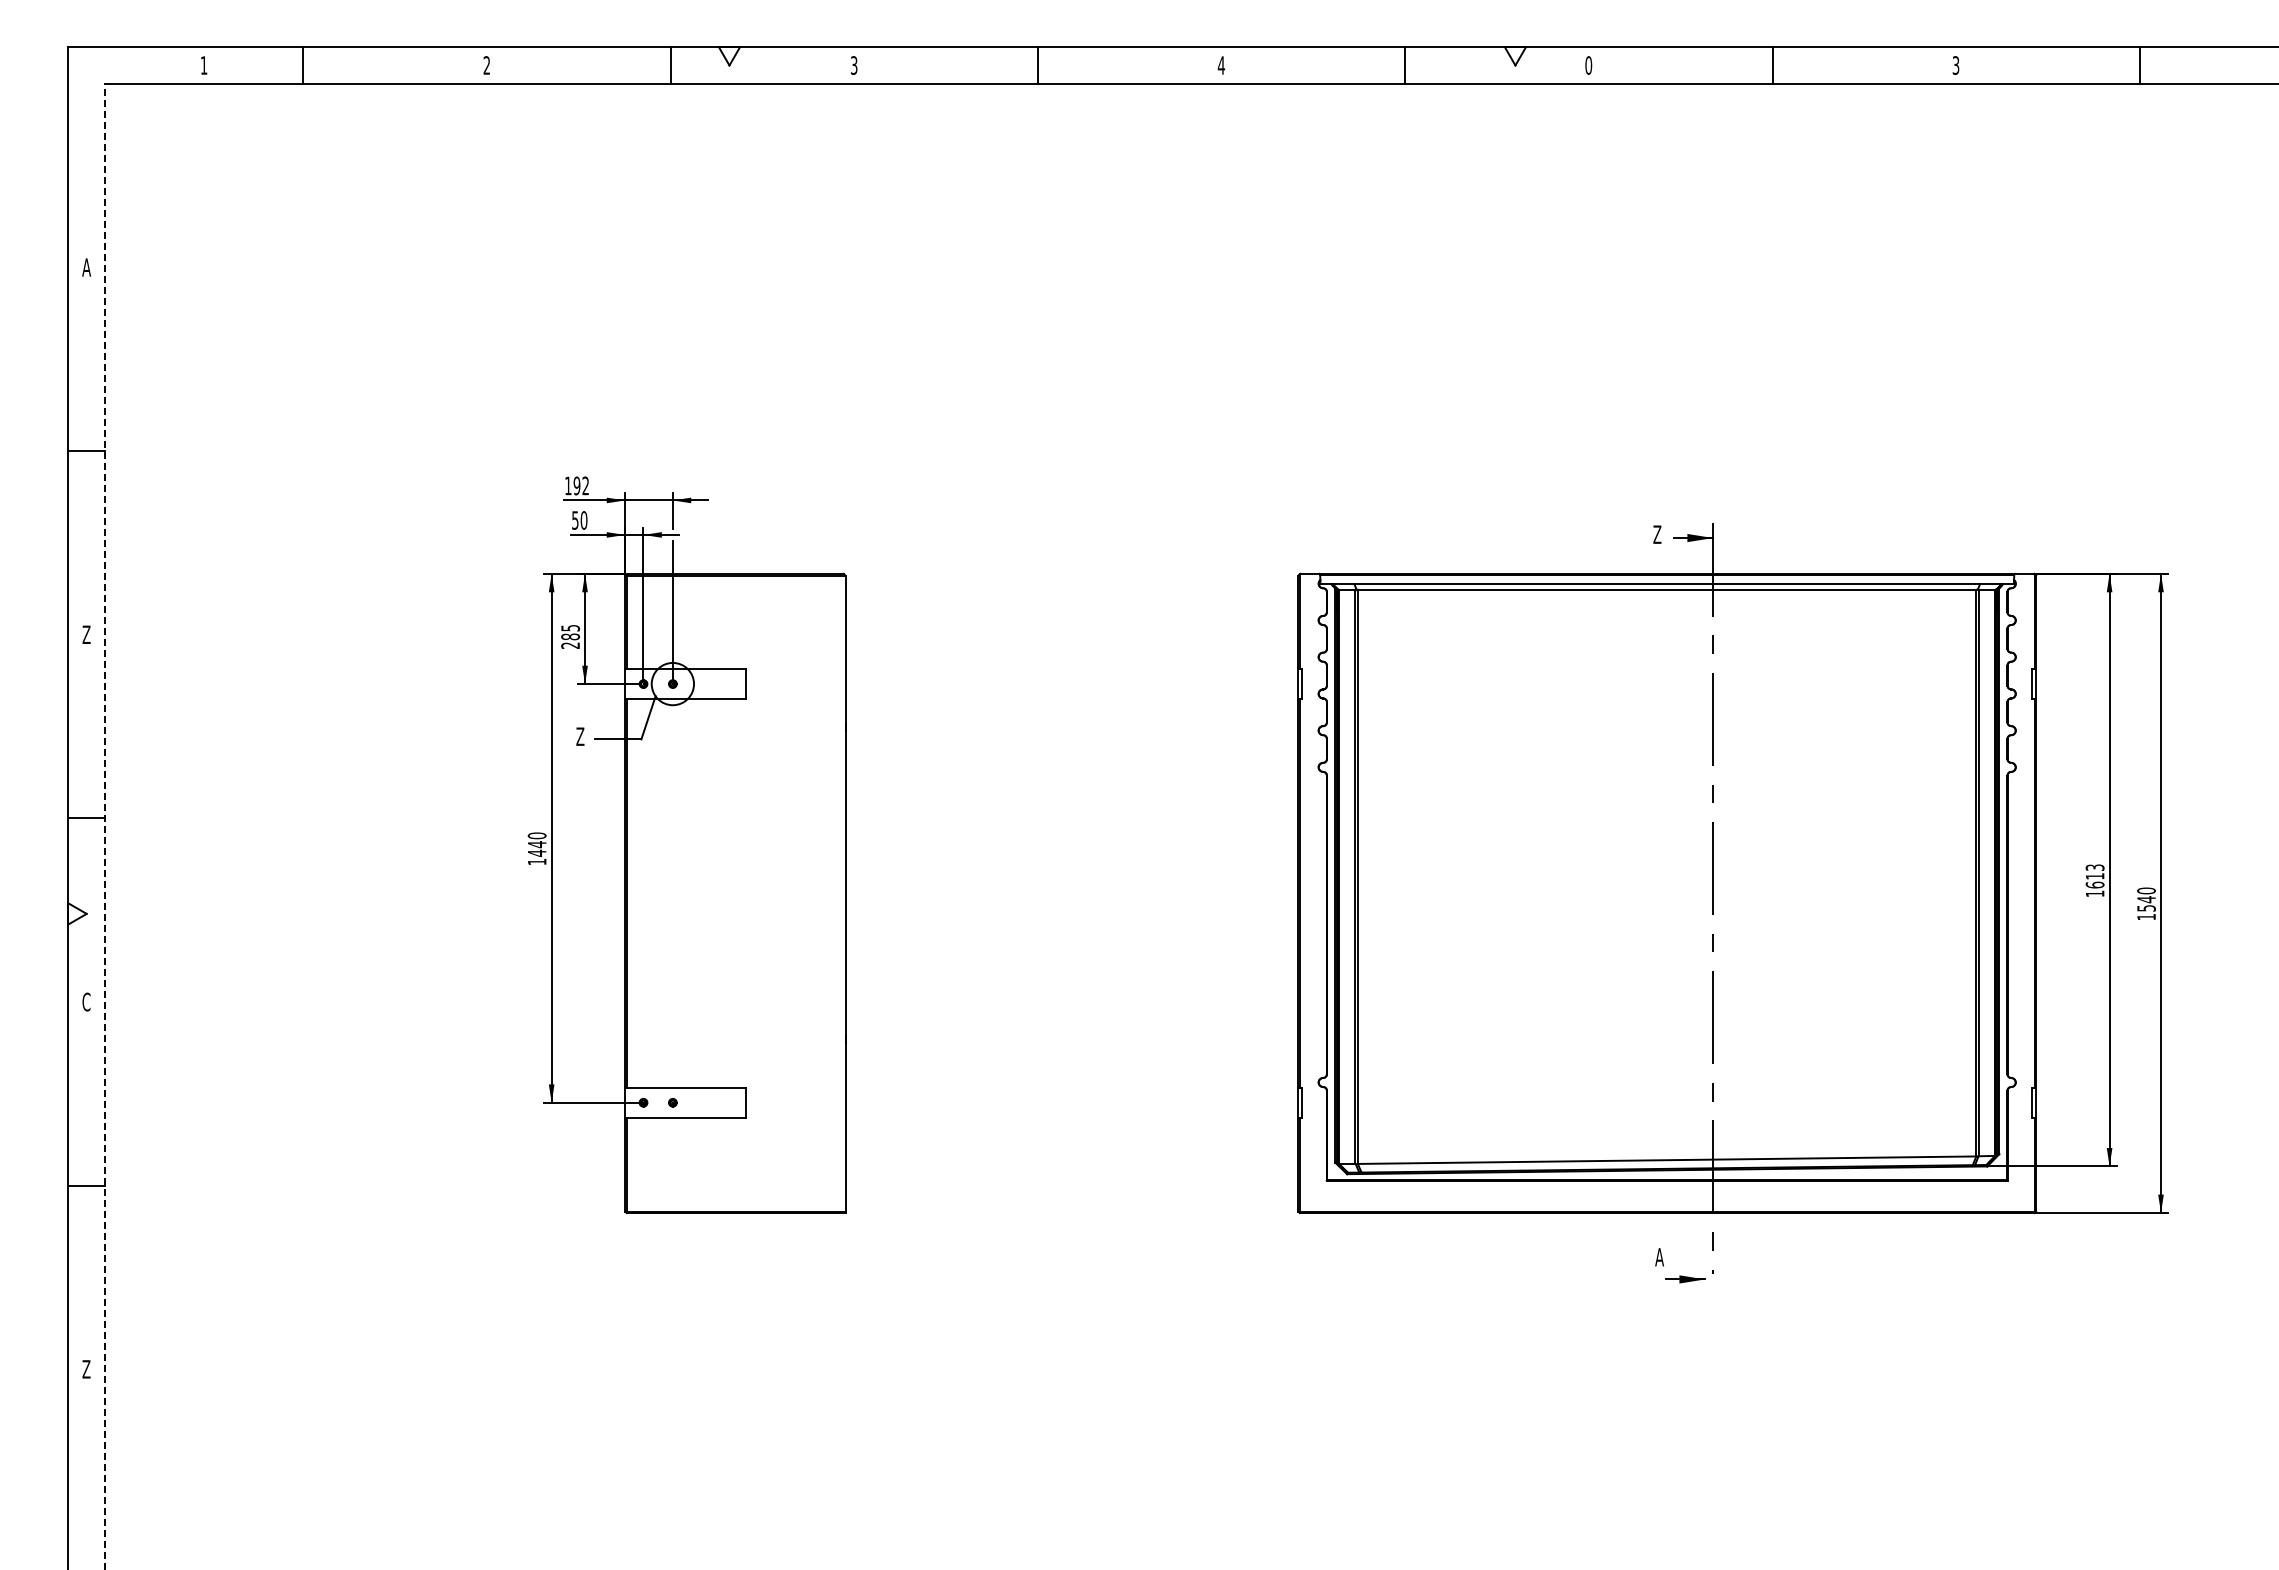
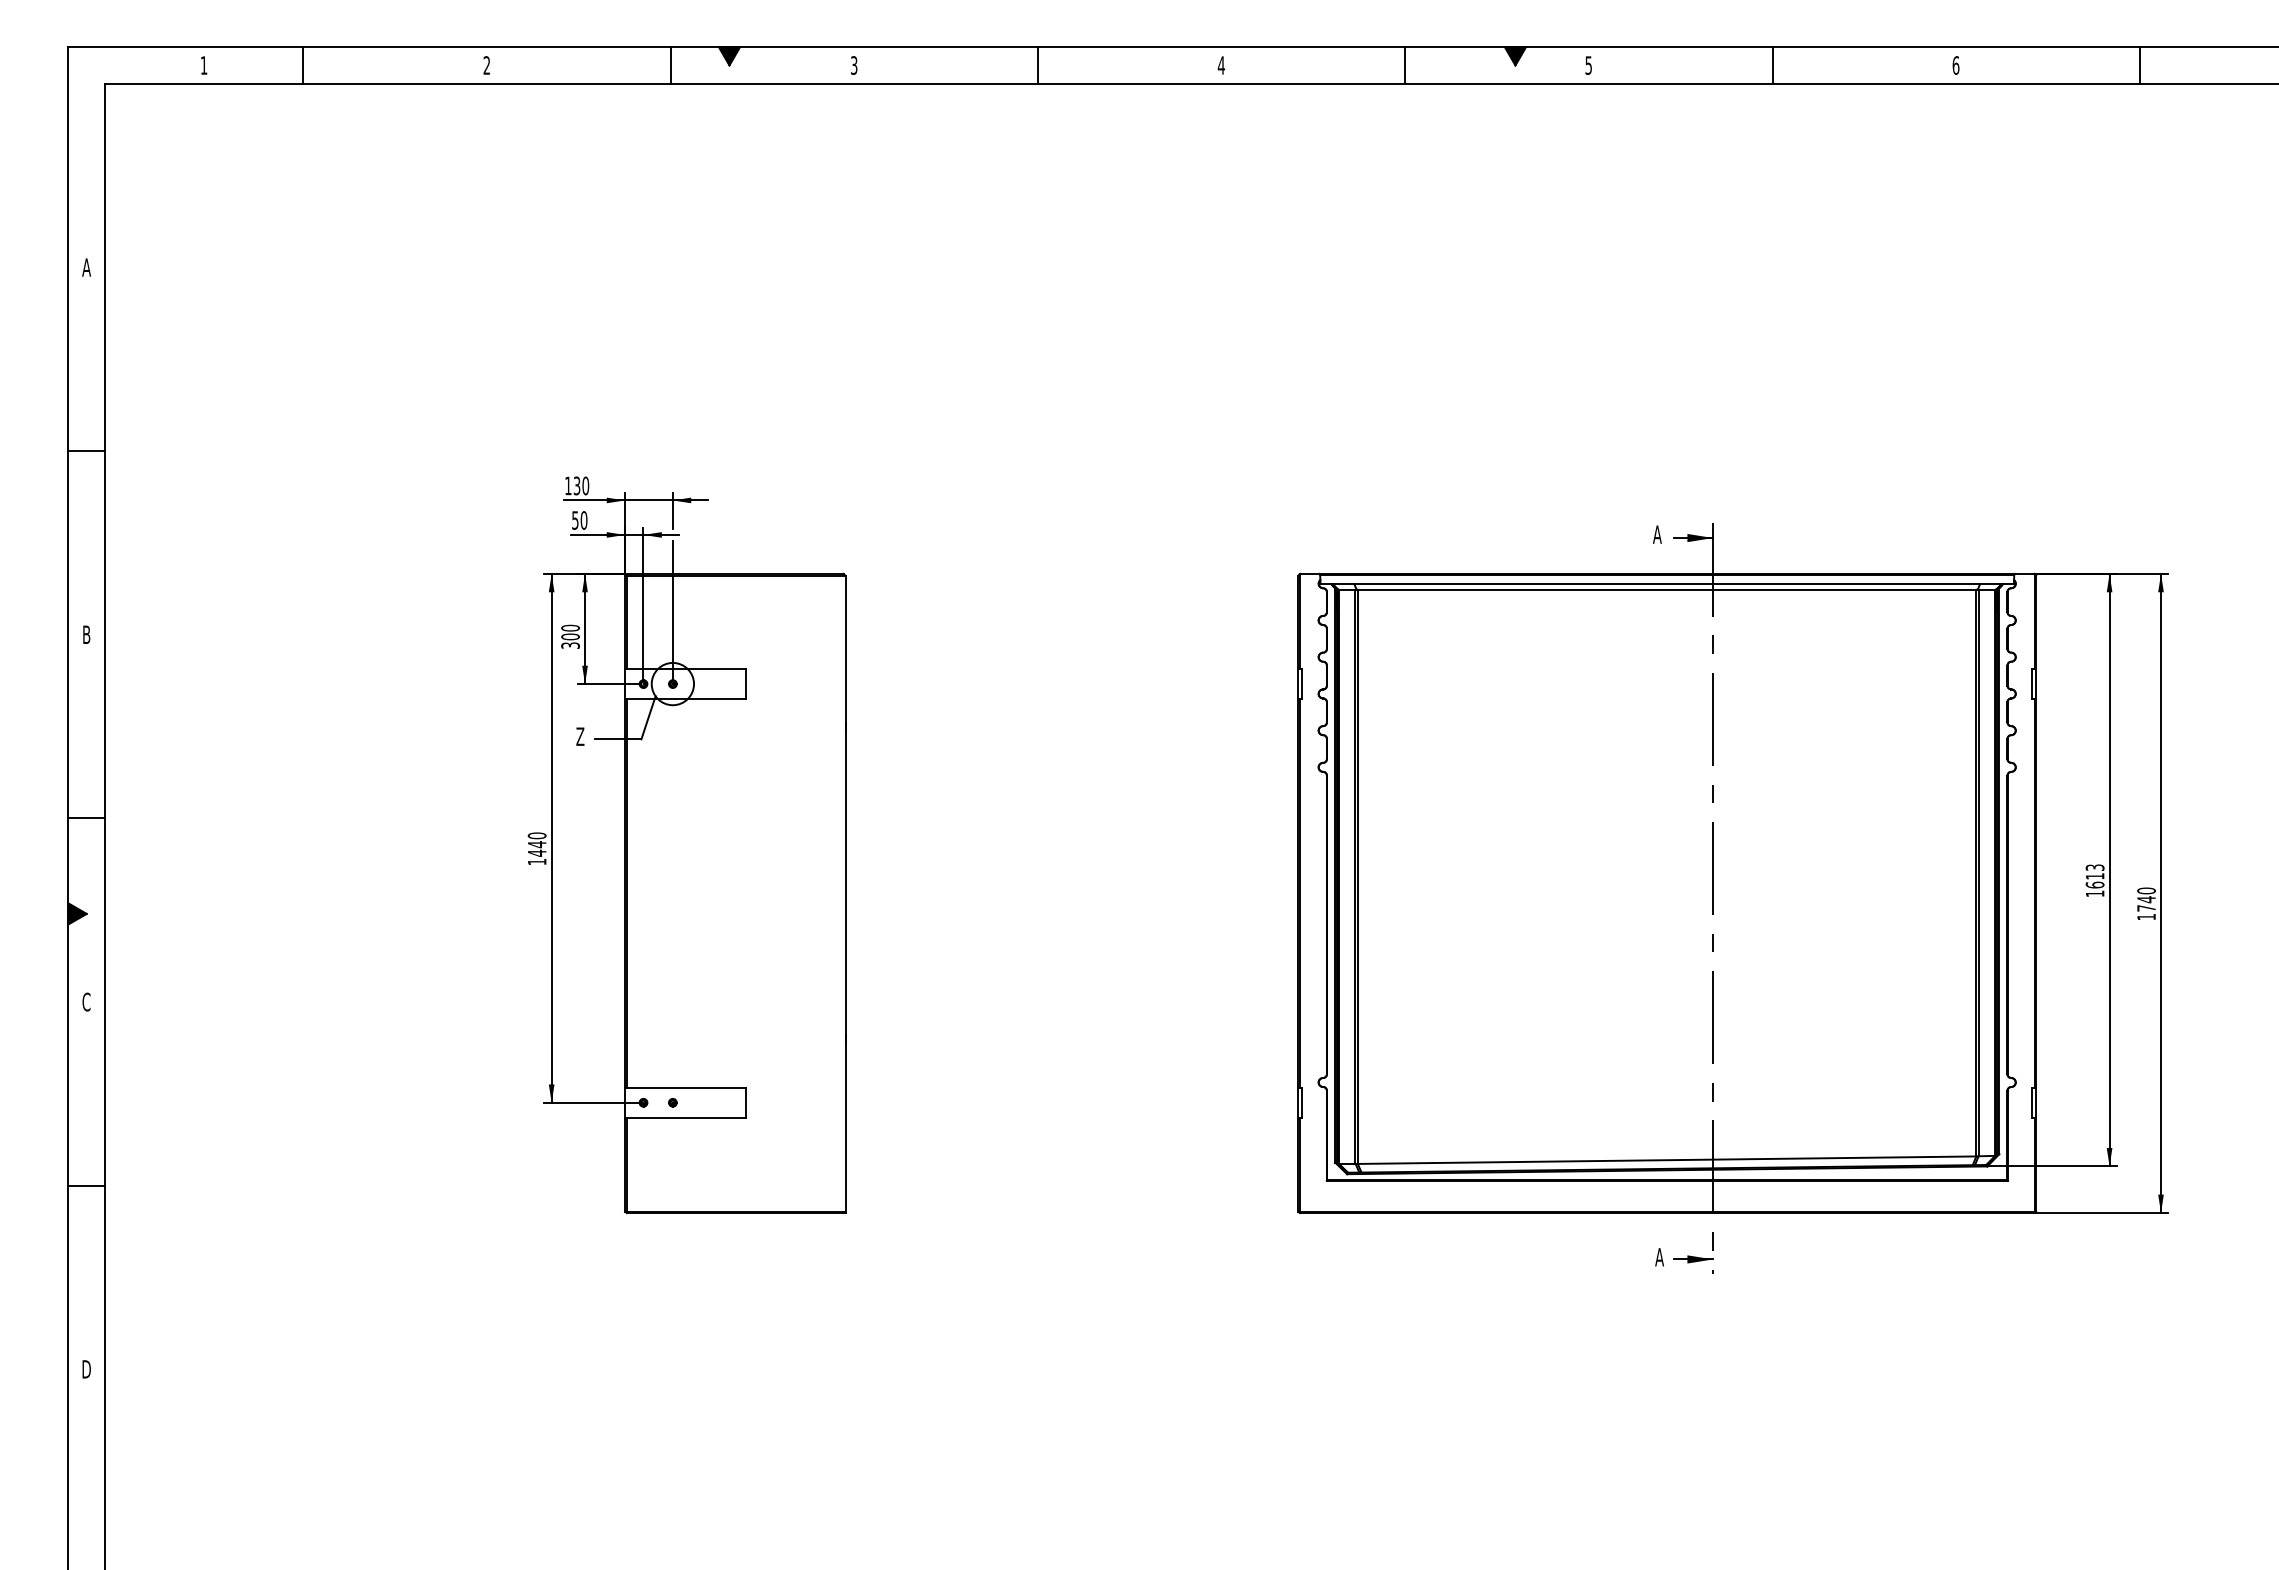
fill: none -> present (729, 56)
fill: none -> present (1515, 56)
text: 0 -> 5 (1588, 65)
text: 3 -> 6 (1955, 65)
text: 192 -> 130 (581, 485)
text: Z -> A (1657, 534)
text: Z -> B (86, 634)
text: 285 -> 300 (570, 636)
line: dashed -> solid (105, 826)
text: 1540 -> 1740 (2146, 908)
fill: none -> present (77, 913)
part position: (1685, 1279) -> (1693, 1259) (1693, 1259)
text: Z -> D (86, 1369)
